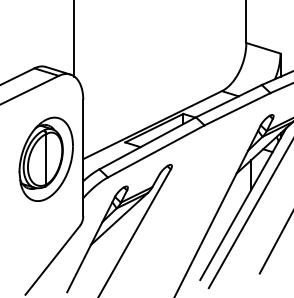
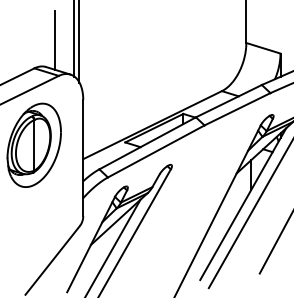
line: none -> present (55, 40)
line: none -> present (79, 42)
part position: (45, 158) -> (33, 144) (33, 144)
line: none -> present (113, 246)
